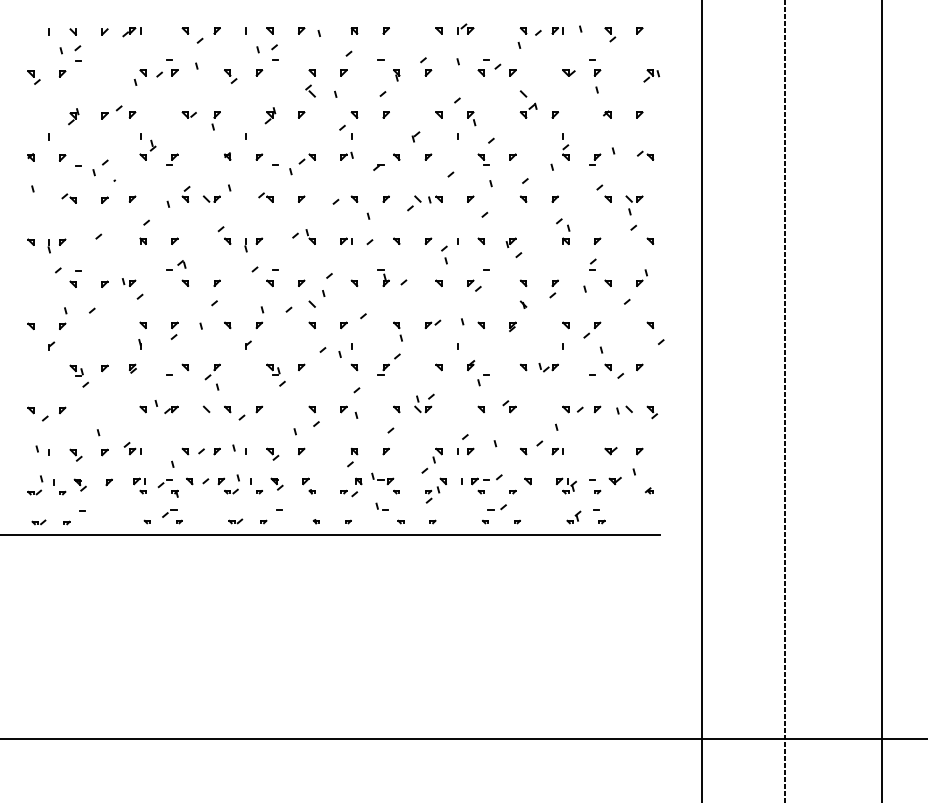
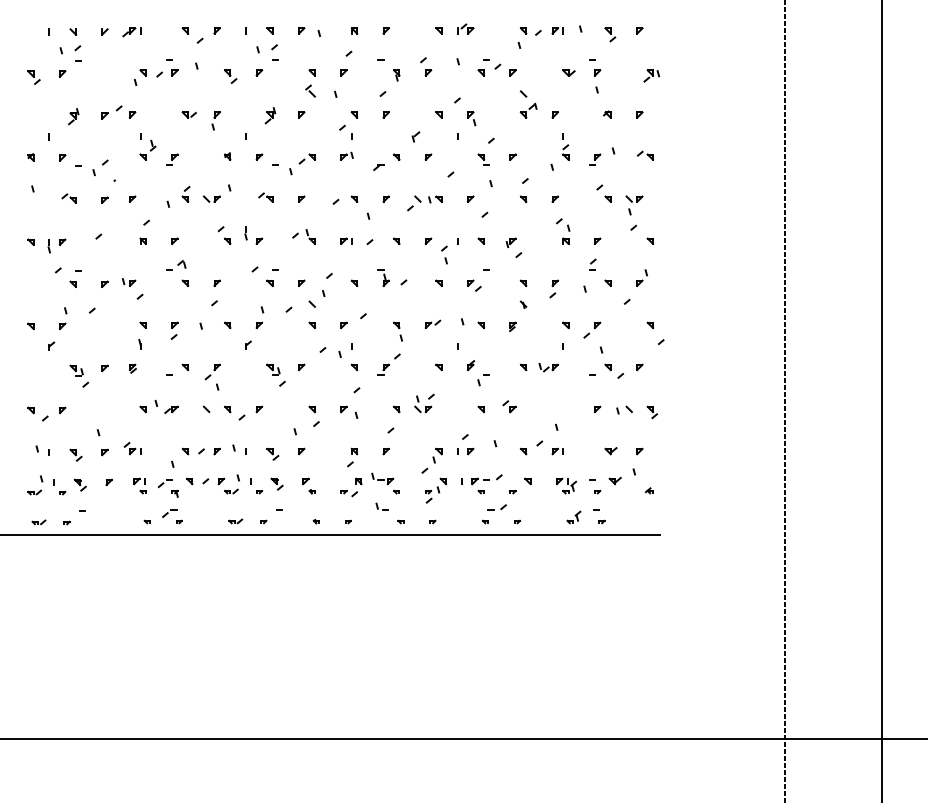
part position: (245, 245) -> (245, 233) (245, 233)
line: present -> none (702, 400)
part: present -> none (572, 409)
